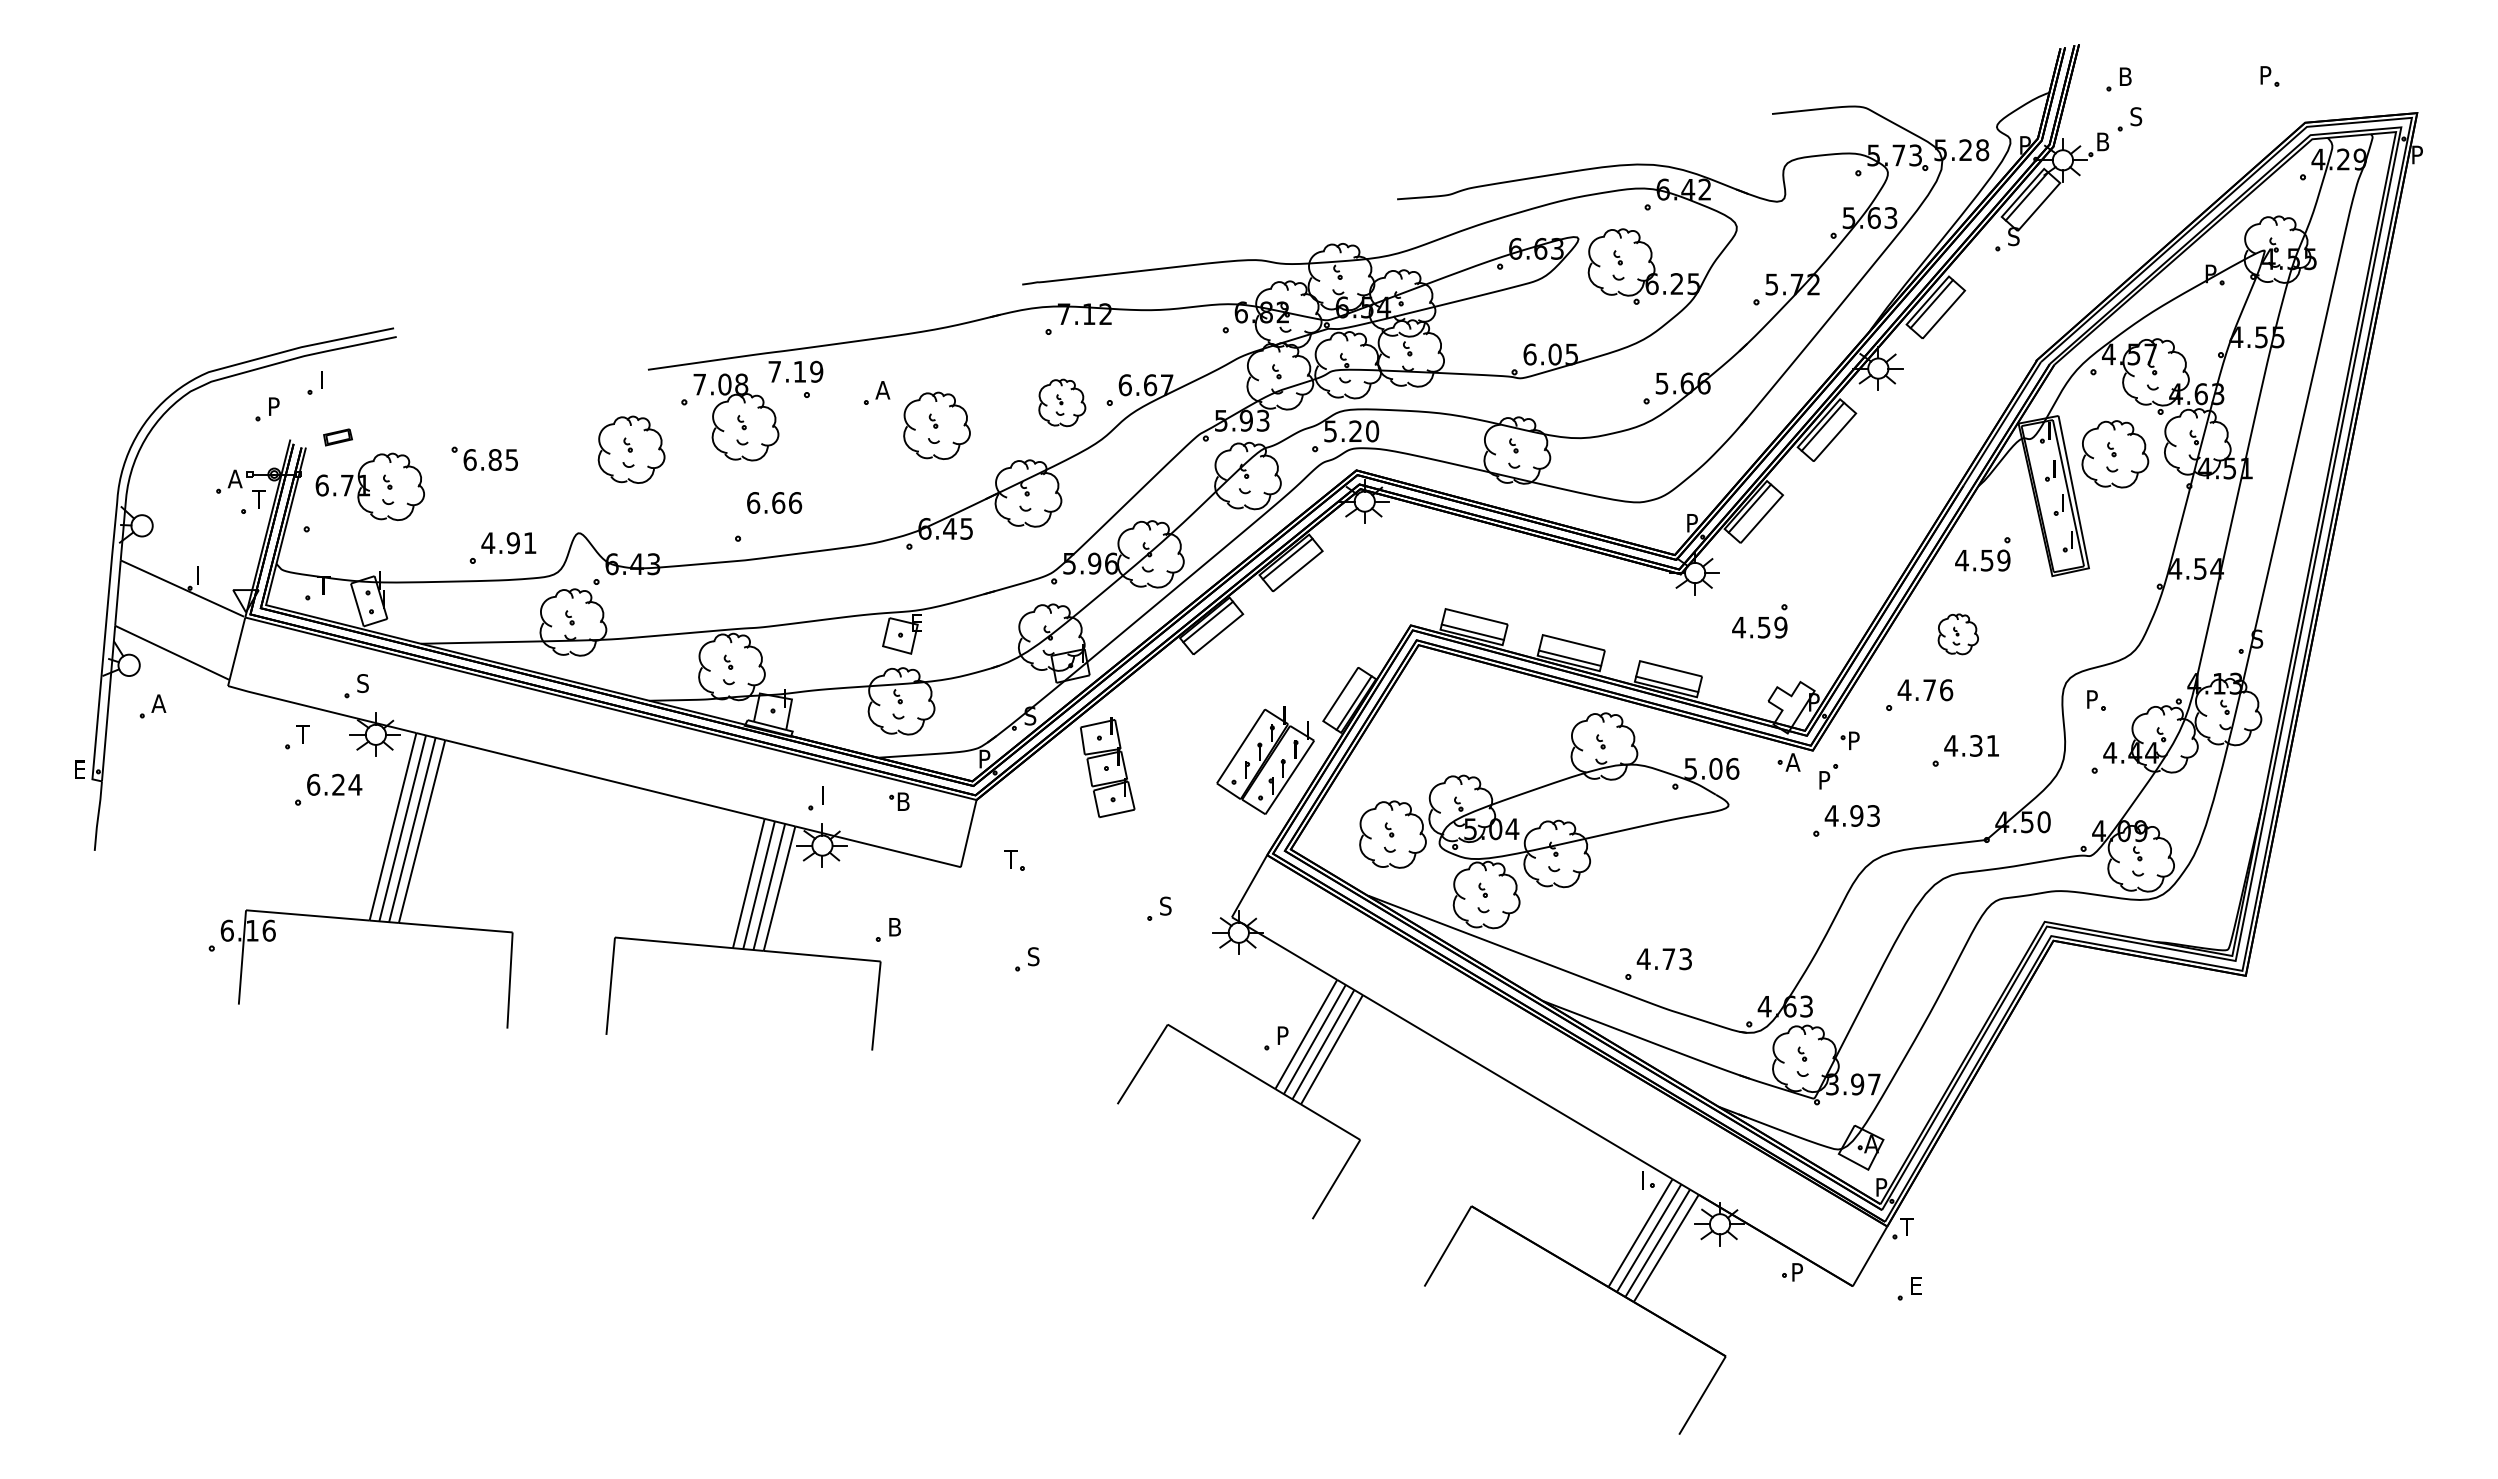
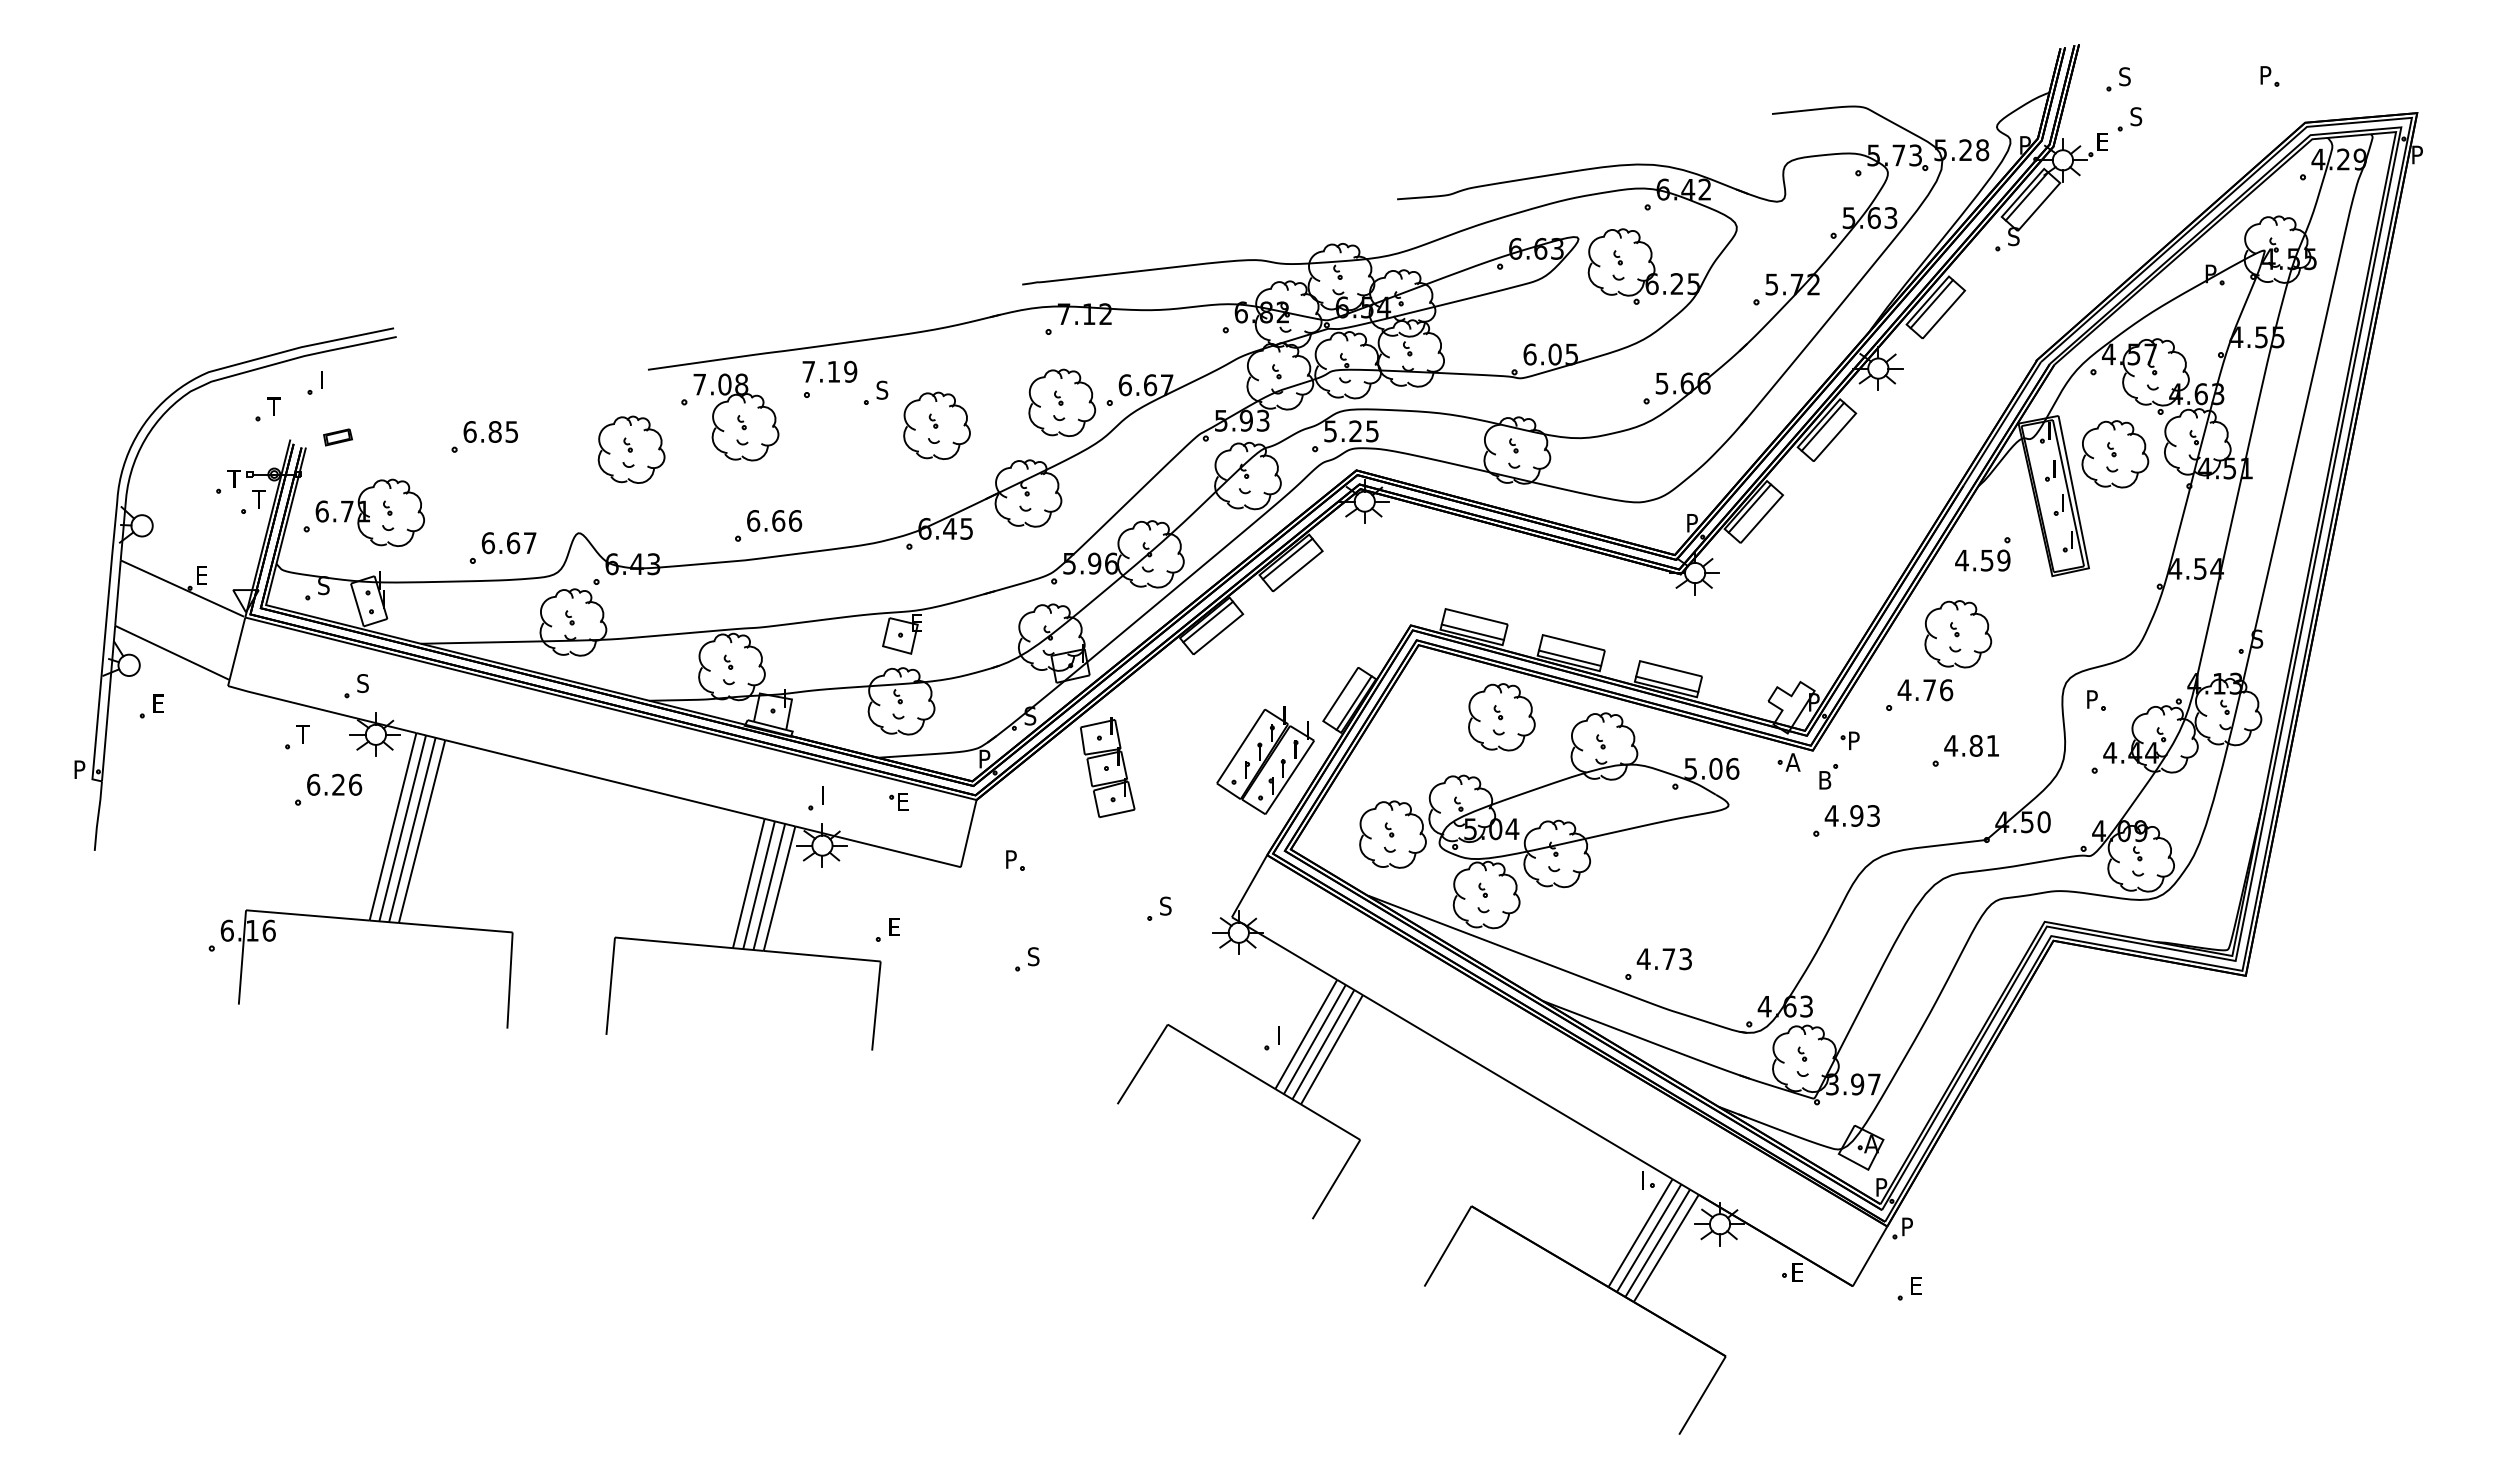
text: B -> S (2125, 76)
text: B -> E (2103, 141)
text position: (795, 371) -> (829, 371) (829, 371)
text: A -> S (882, 389)
part size: 49x50 px -> 69x70 px (1062, 402)
text: P -> T (273, 406)
text: 5.20 -> 5.25 (1372, 431)
text position: (490, 459) -> (490, 431) (490, 431)
text: A -> T (234, 478)
part position: (369, 486) -> (369, 512) (369, 512)
text position: (774, 502) -> (774, 520) (774, 520)
text: 4.91 -> 6.67 (508, 543)
text: I -> E (202, 575)
text: T -> S (323, 585)
part: present -> none (1759, 621)
part size: 42x43 px -> 69x69 px (1958, 634)
text: A -> E (158, 703)
part: none -> present (1501, 717)
text: 4.31 -> 4.81 (1975, 745)
text: E -> P (79, 769)
text: P -> B (1826, 780)
text: 6.24 -> 6.26 (355, 784)
text: B -> E (903, 801)
text: T -> P (1010, 859)
text: B -> E (894, 927)
text: P -> I (1282, 1035)
text: T -> P (1906, 1226)
text: P -> E (1797, 1272)
